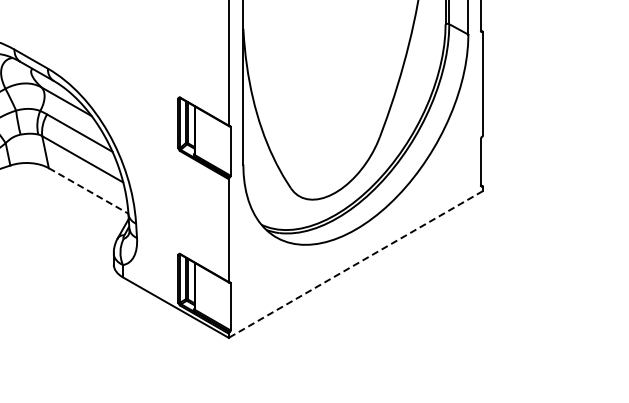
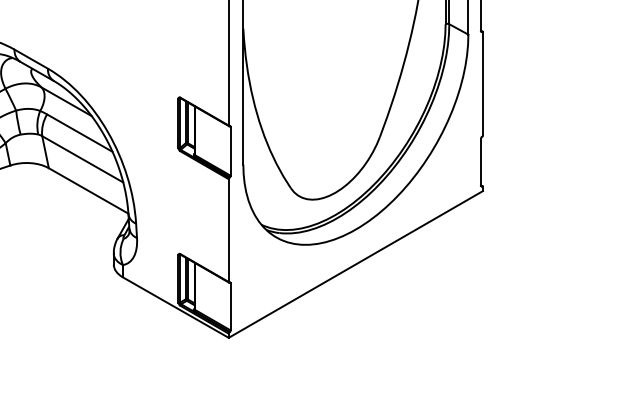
line: dashed -> solid (88, 190)
line: dashed -> solid (355, 264)
